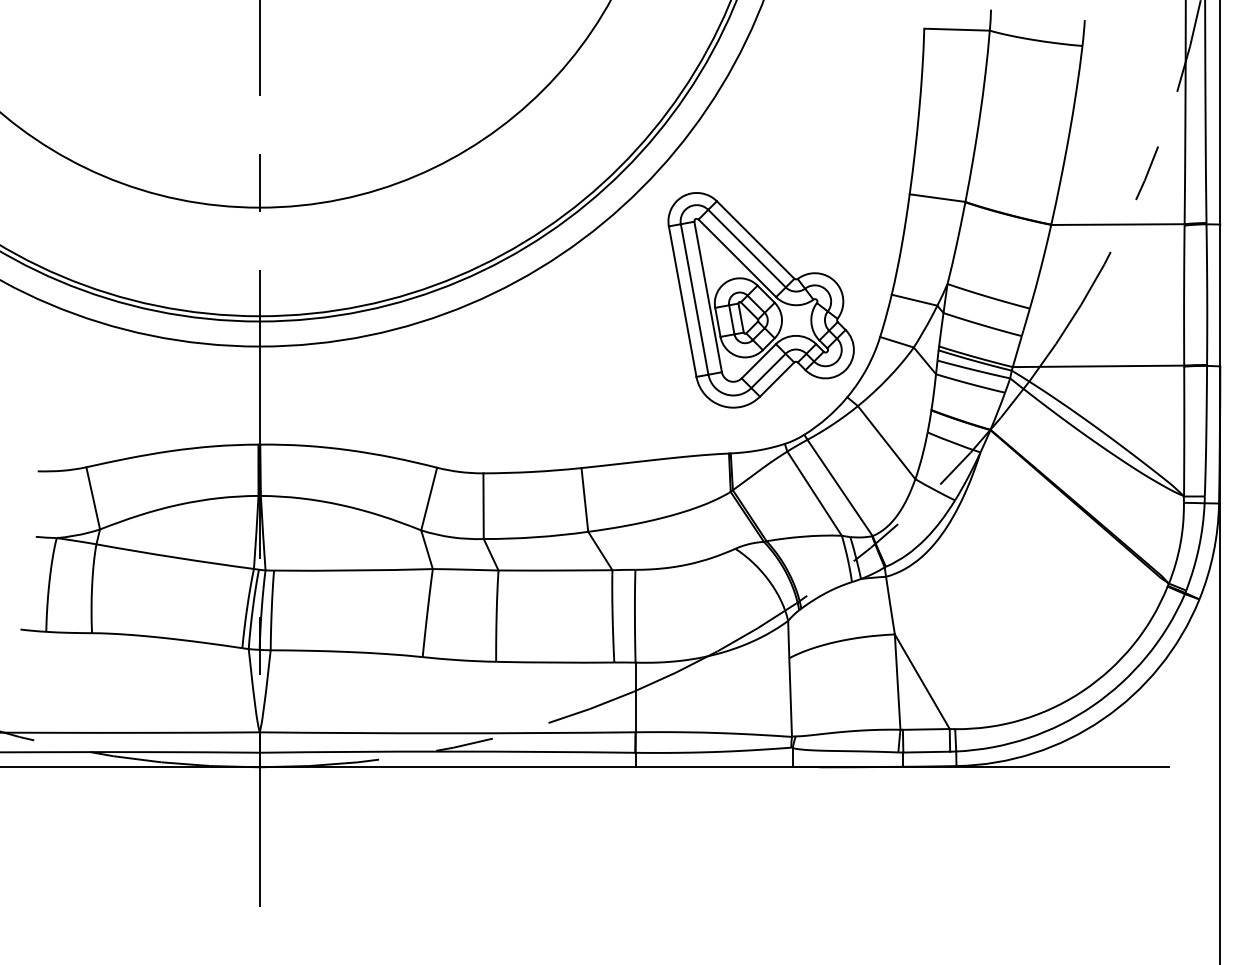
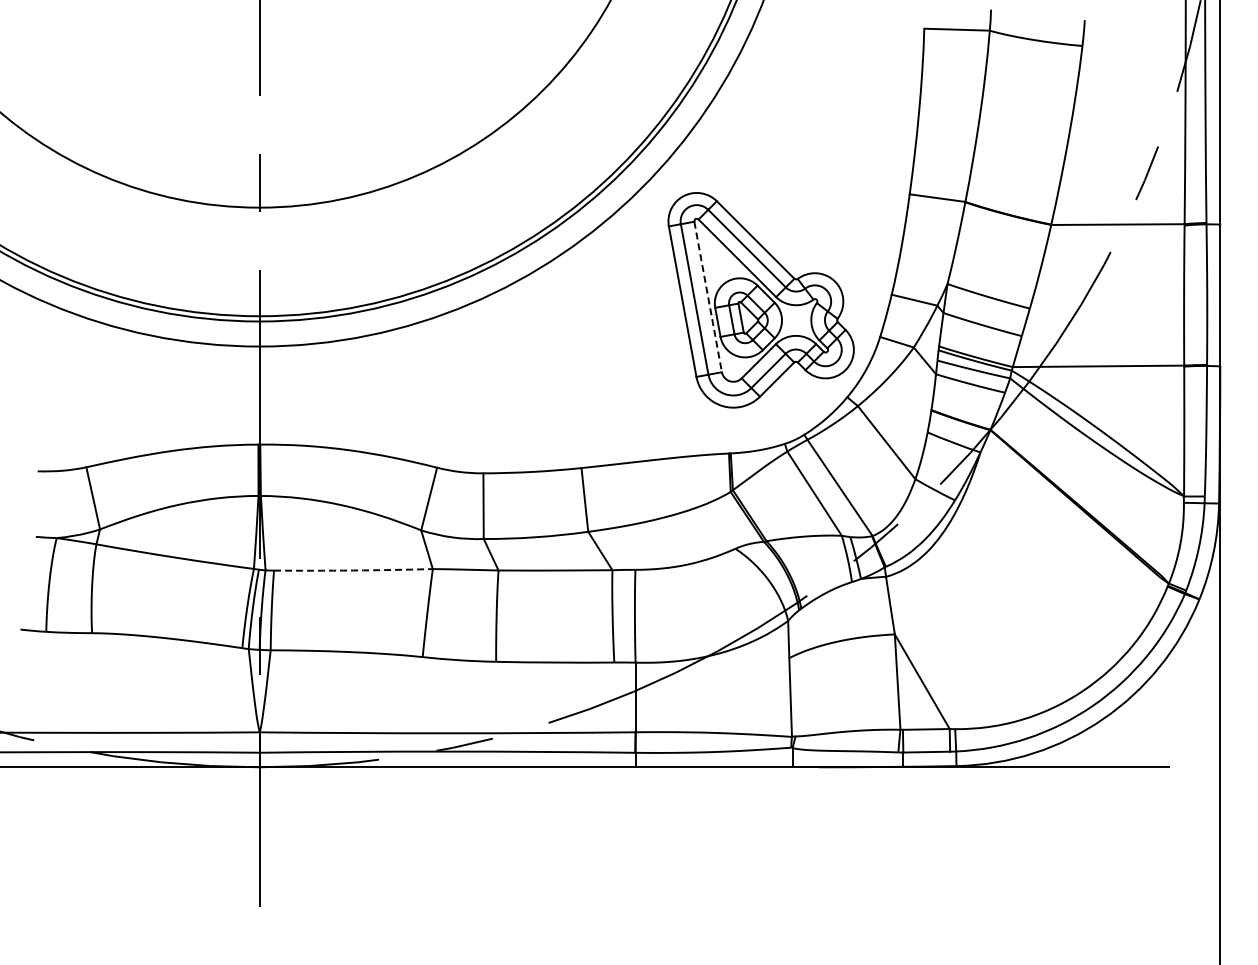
line: solid -> dashed (708, 297)
arc: solid -> dashed (353, 570)
